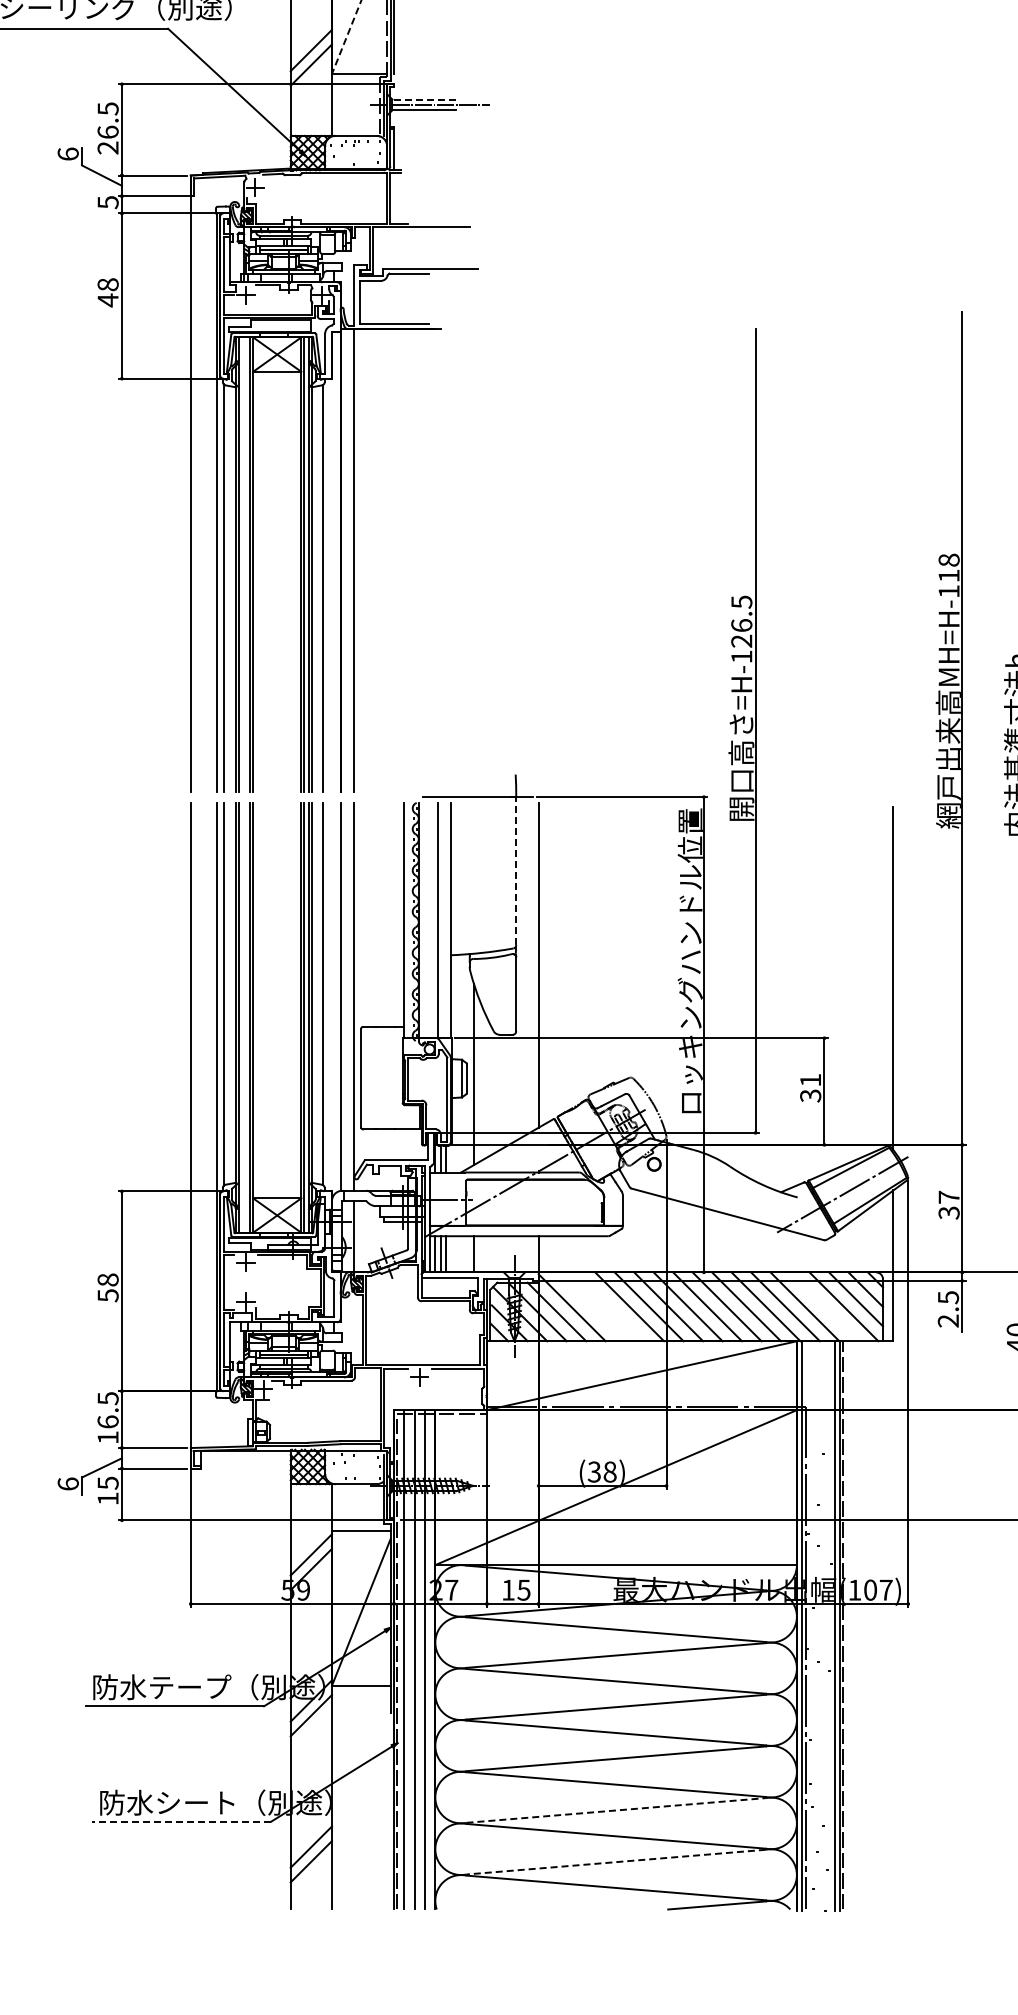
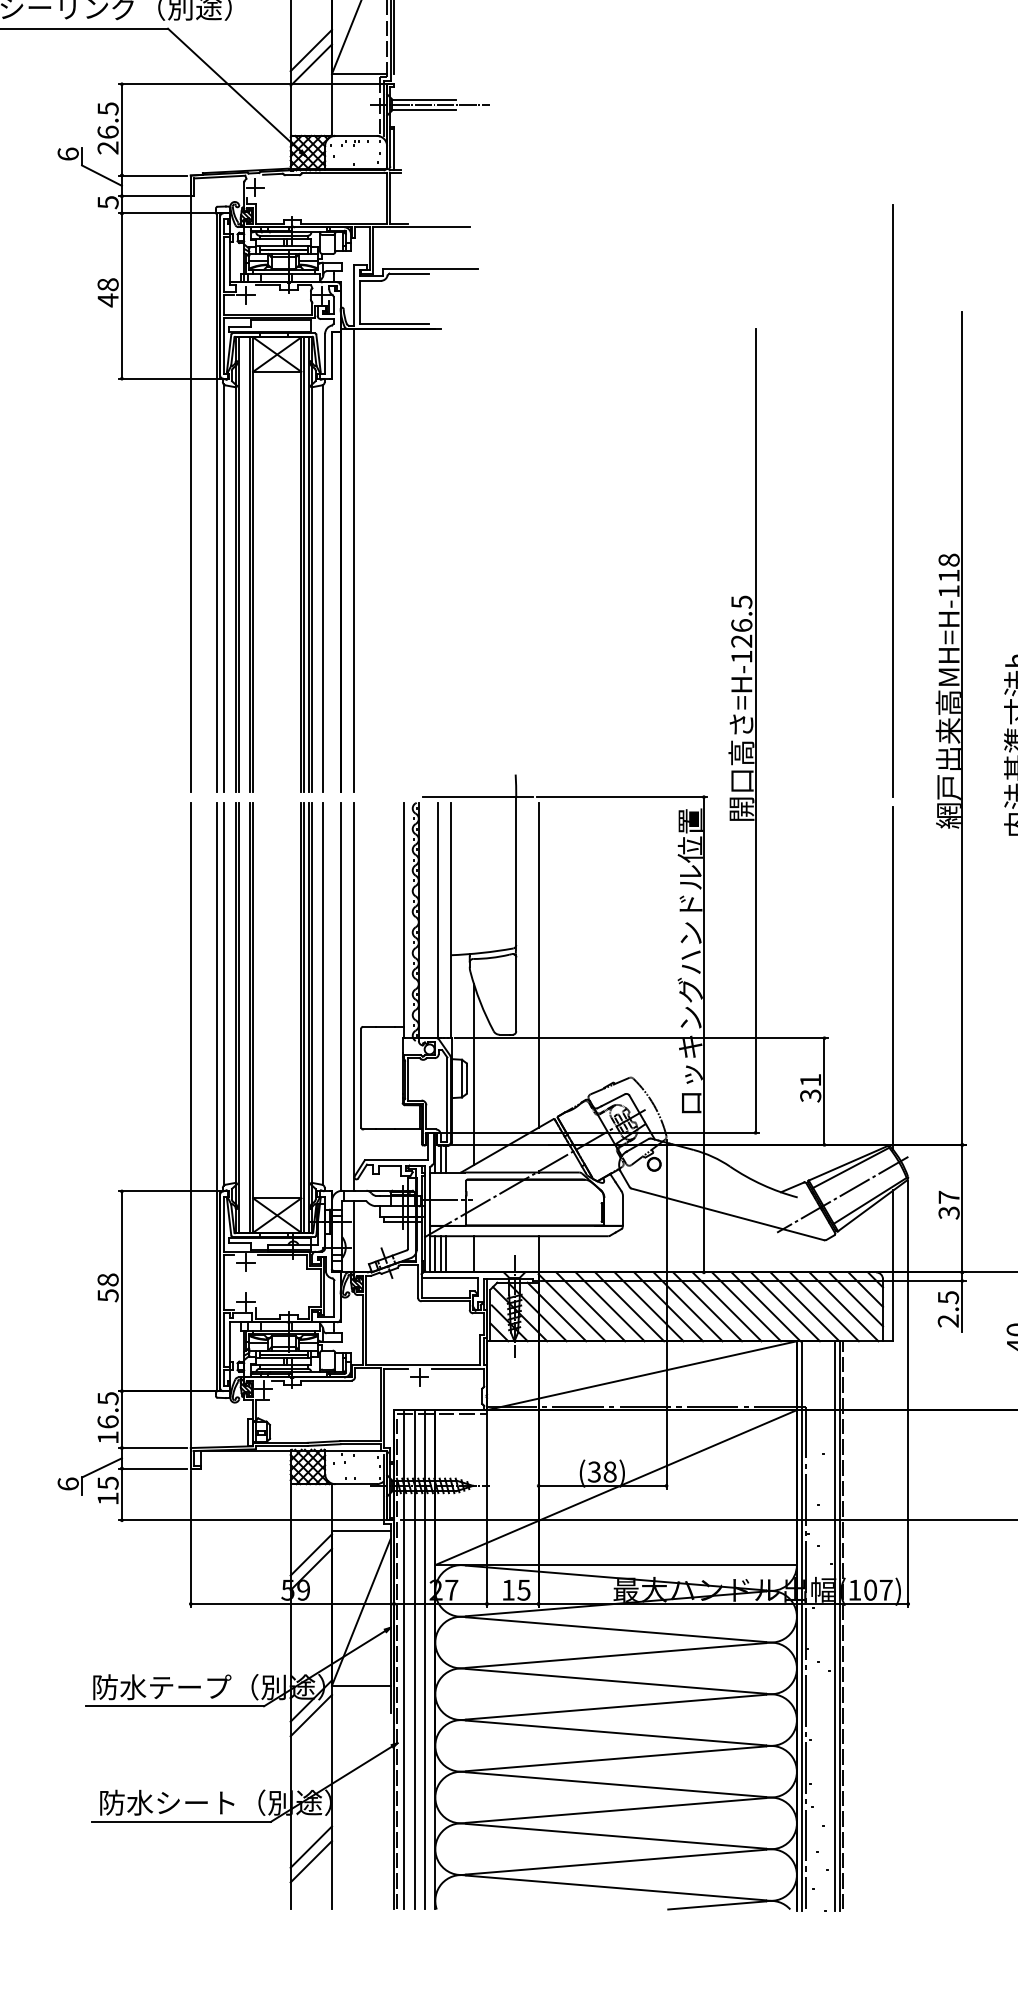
line: dashed -> solid (346, 37)
line: dashed -> solid (424, 99)
line: none -> present (892, 500)
line: dashed -> solid (516, 871)
line: none -> present (590, 1306)
line: none -> present (609, 1306)
line: none -> present (824, 1306)
line: dashed -> solid (616, 1810)
line: dashed -> solid (181, 1821)
line: dashed -> solid (615, 1862)
